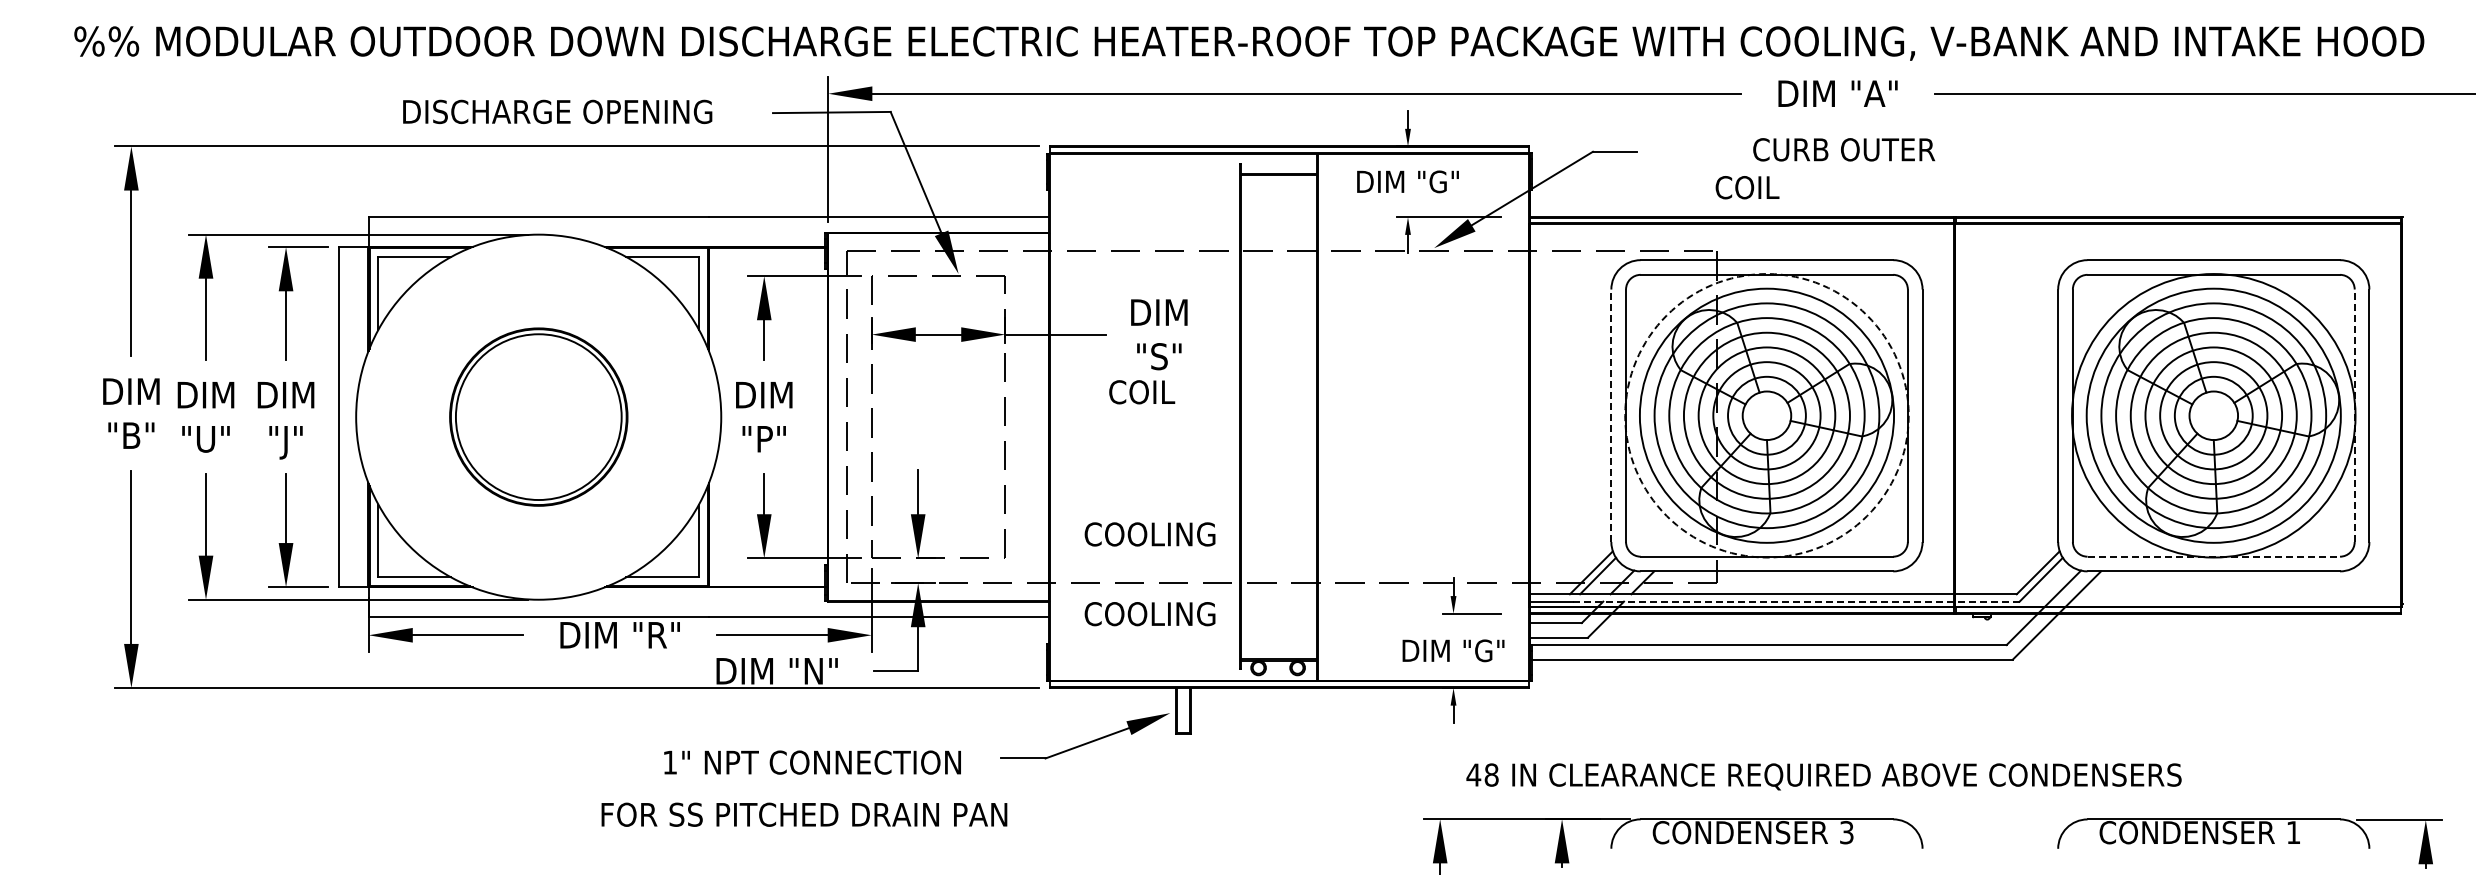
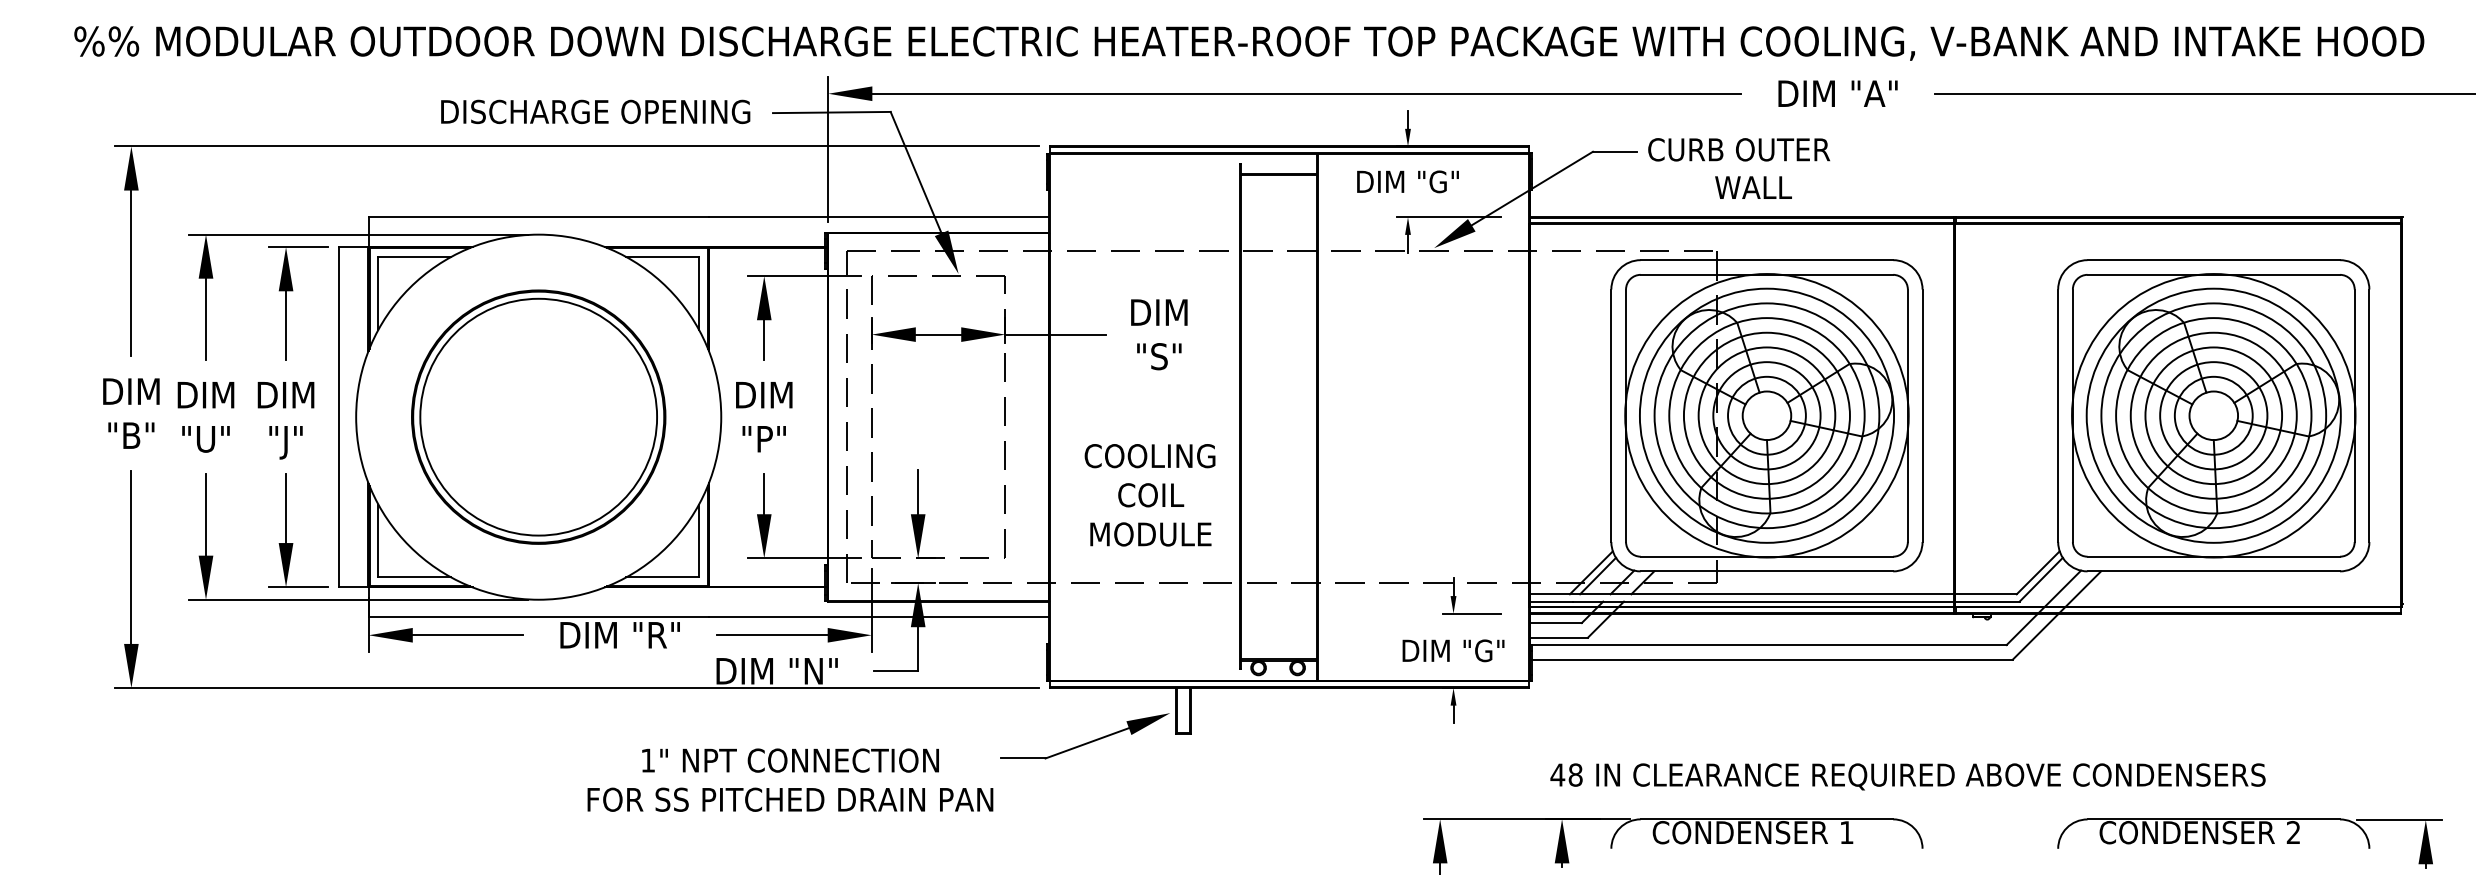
text position: (557, 111) -> (595, 111) (595, 111)
text position: (1844, 149) -> (1739, 149) (1739, 149)
text: COIL -> WALL (1753, 187)
text position: (1142, 392) -> (1151, 495) (1151, 495)
line: dashed -> solid (1611, 415)
circle: dashed -> solid (1766, 415)
line: dashed -> solid (2354, 415)
part size: 180x180 px -> 256x256 px (538, 416)
text: COOLING -> MODULE (1149, 534)
line: dashed -> solid (2214, 556)
line: dashed -> solid (1796, 601)
text position: (1149, 614) -> (1149, 456) (1149, 456)
text position: (812, 762) -> (790, 760) (790, 760)
text position: (1823, 776) -> (1907, 776) (1907, 776)
text position: (804, 814) -> (790, 799) (790, 799)
text: 3 -> 1 (1846, 832)
text: 1 -> 2 (2292, 832)
